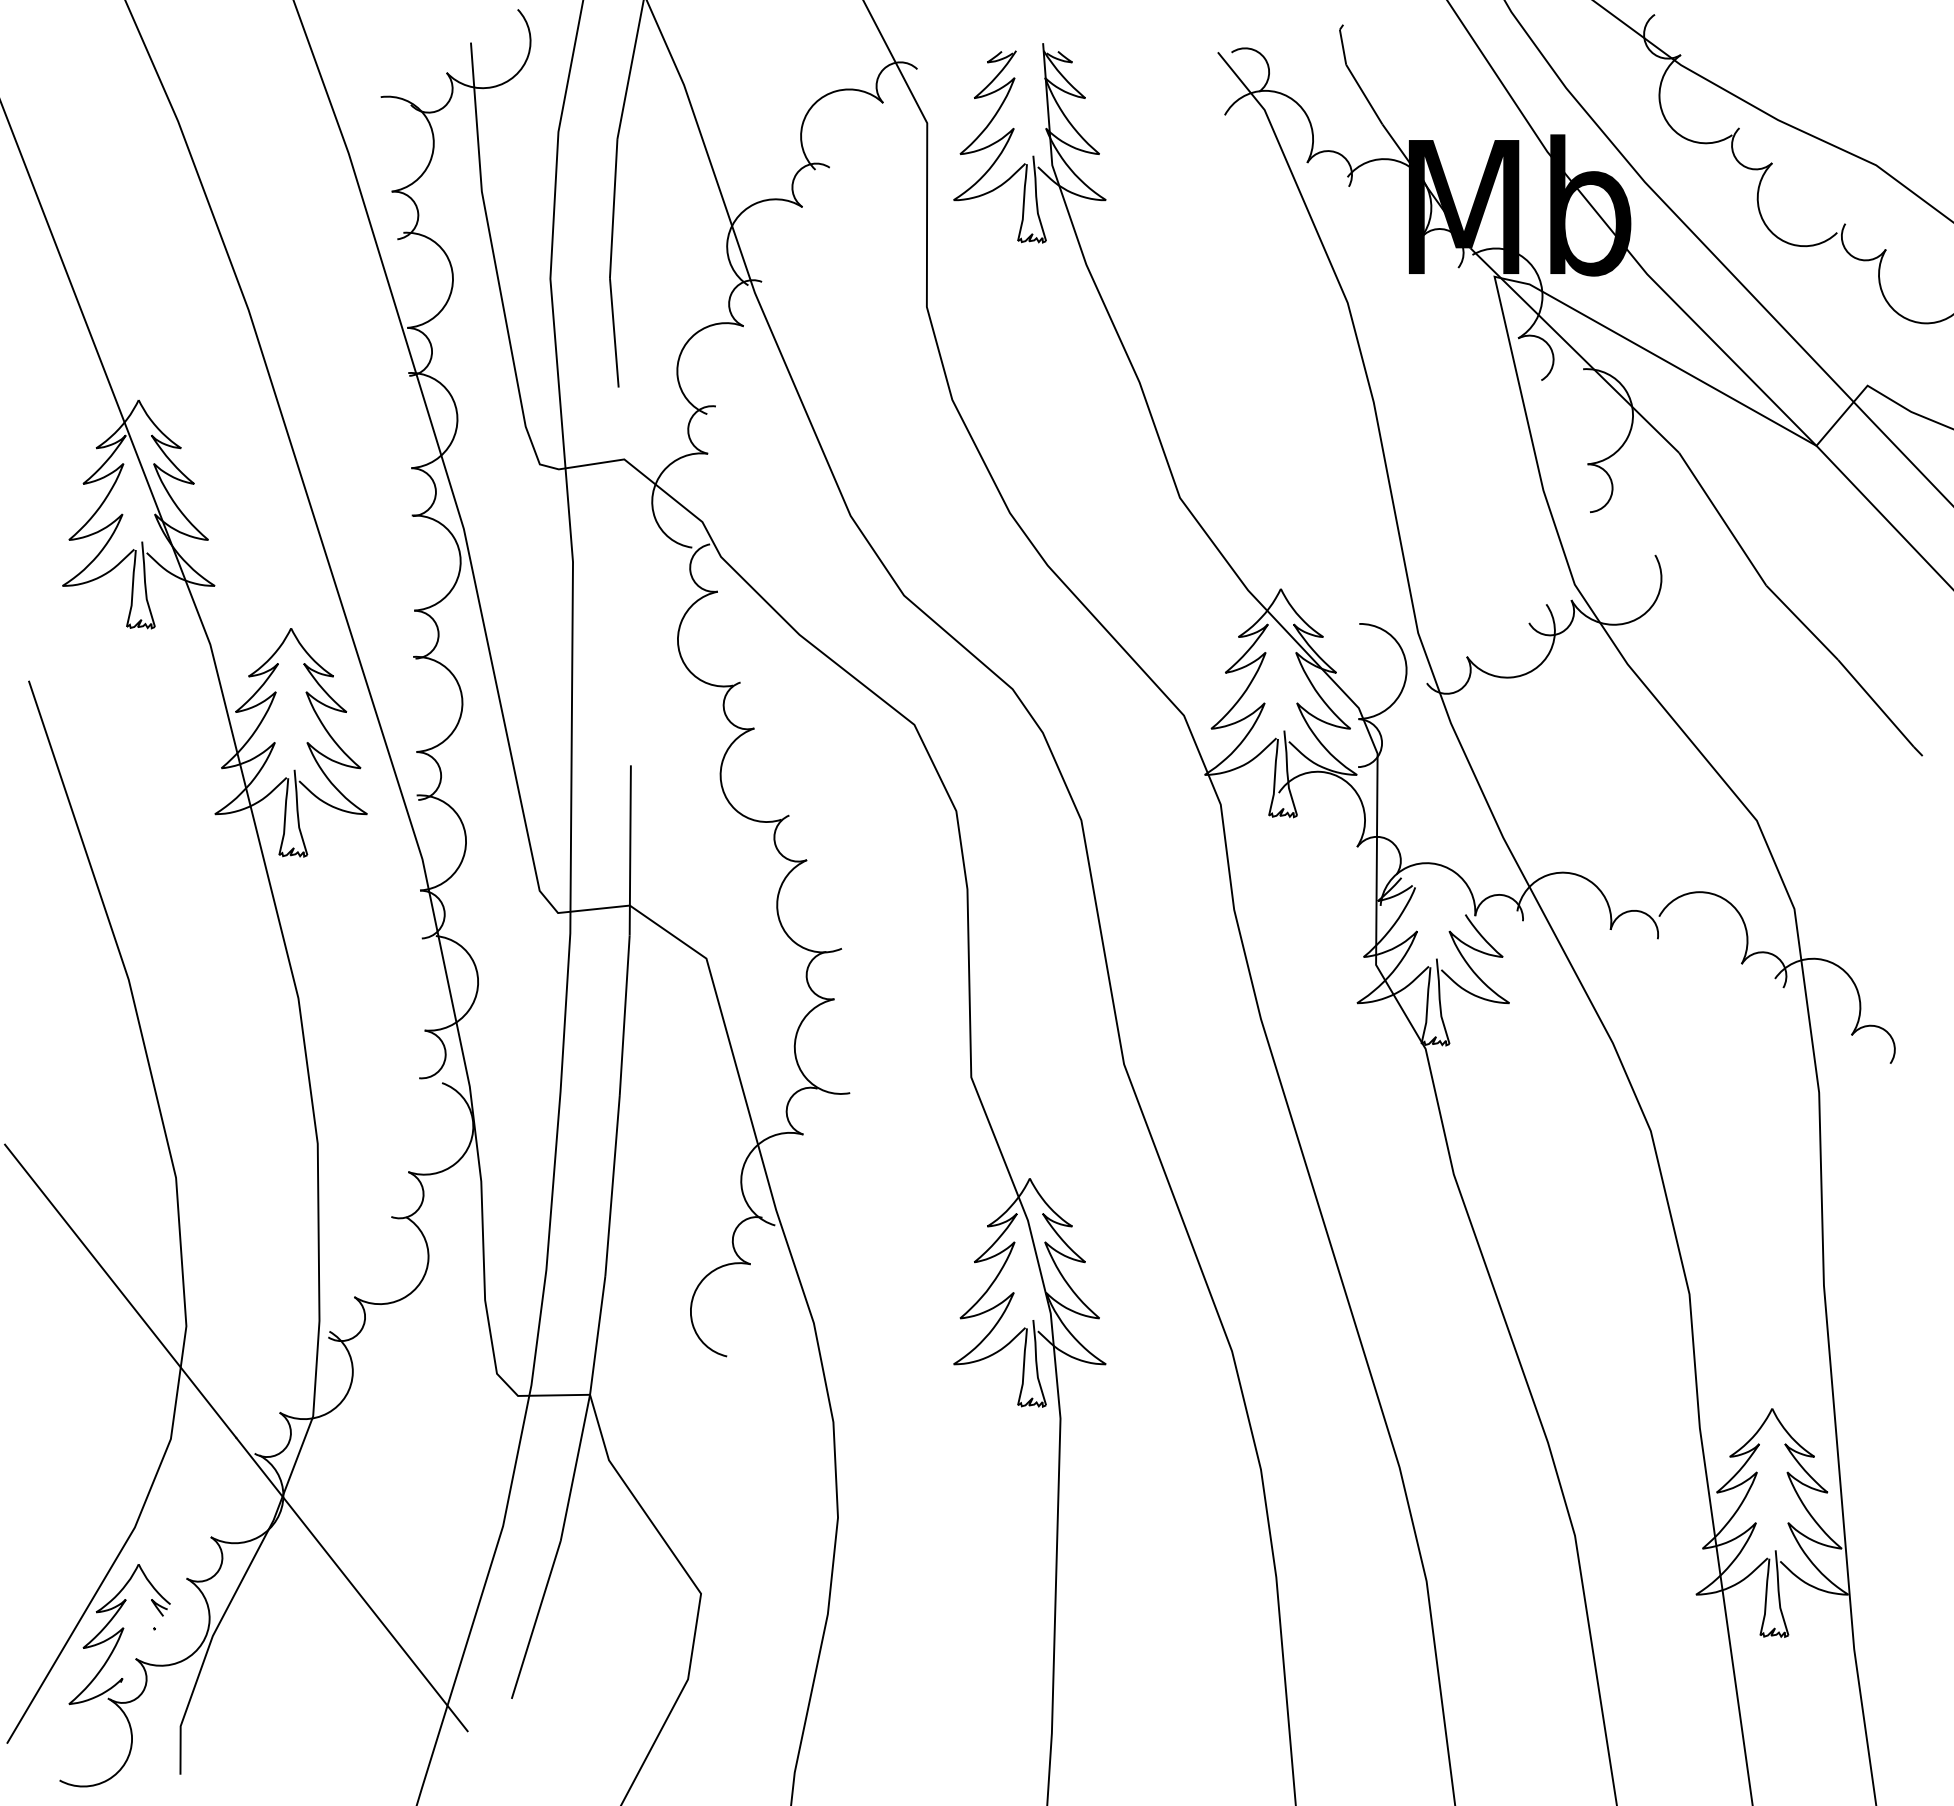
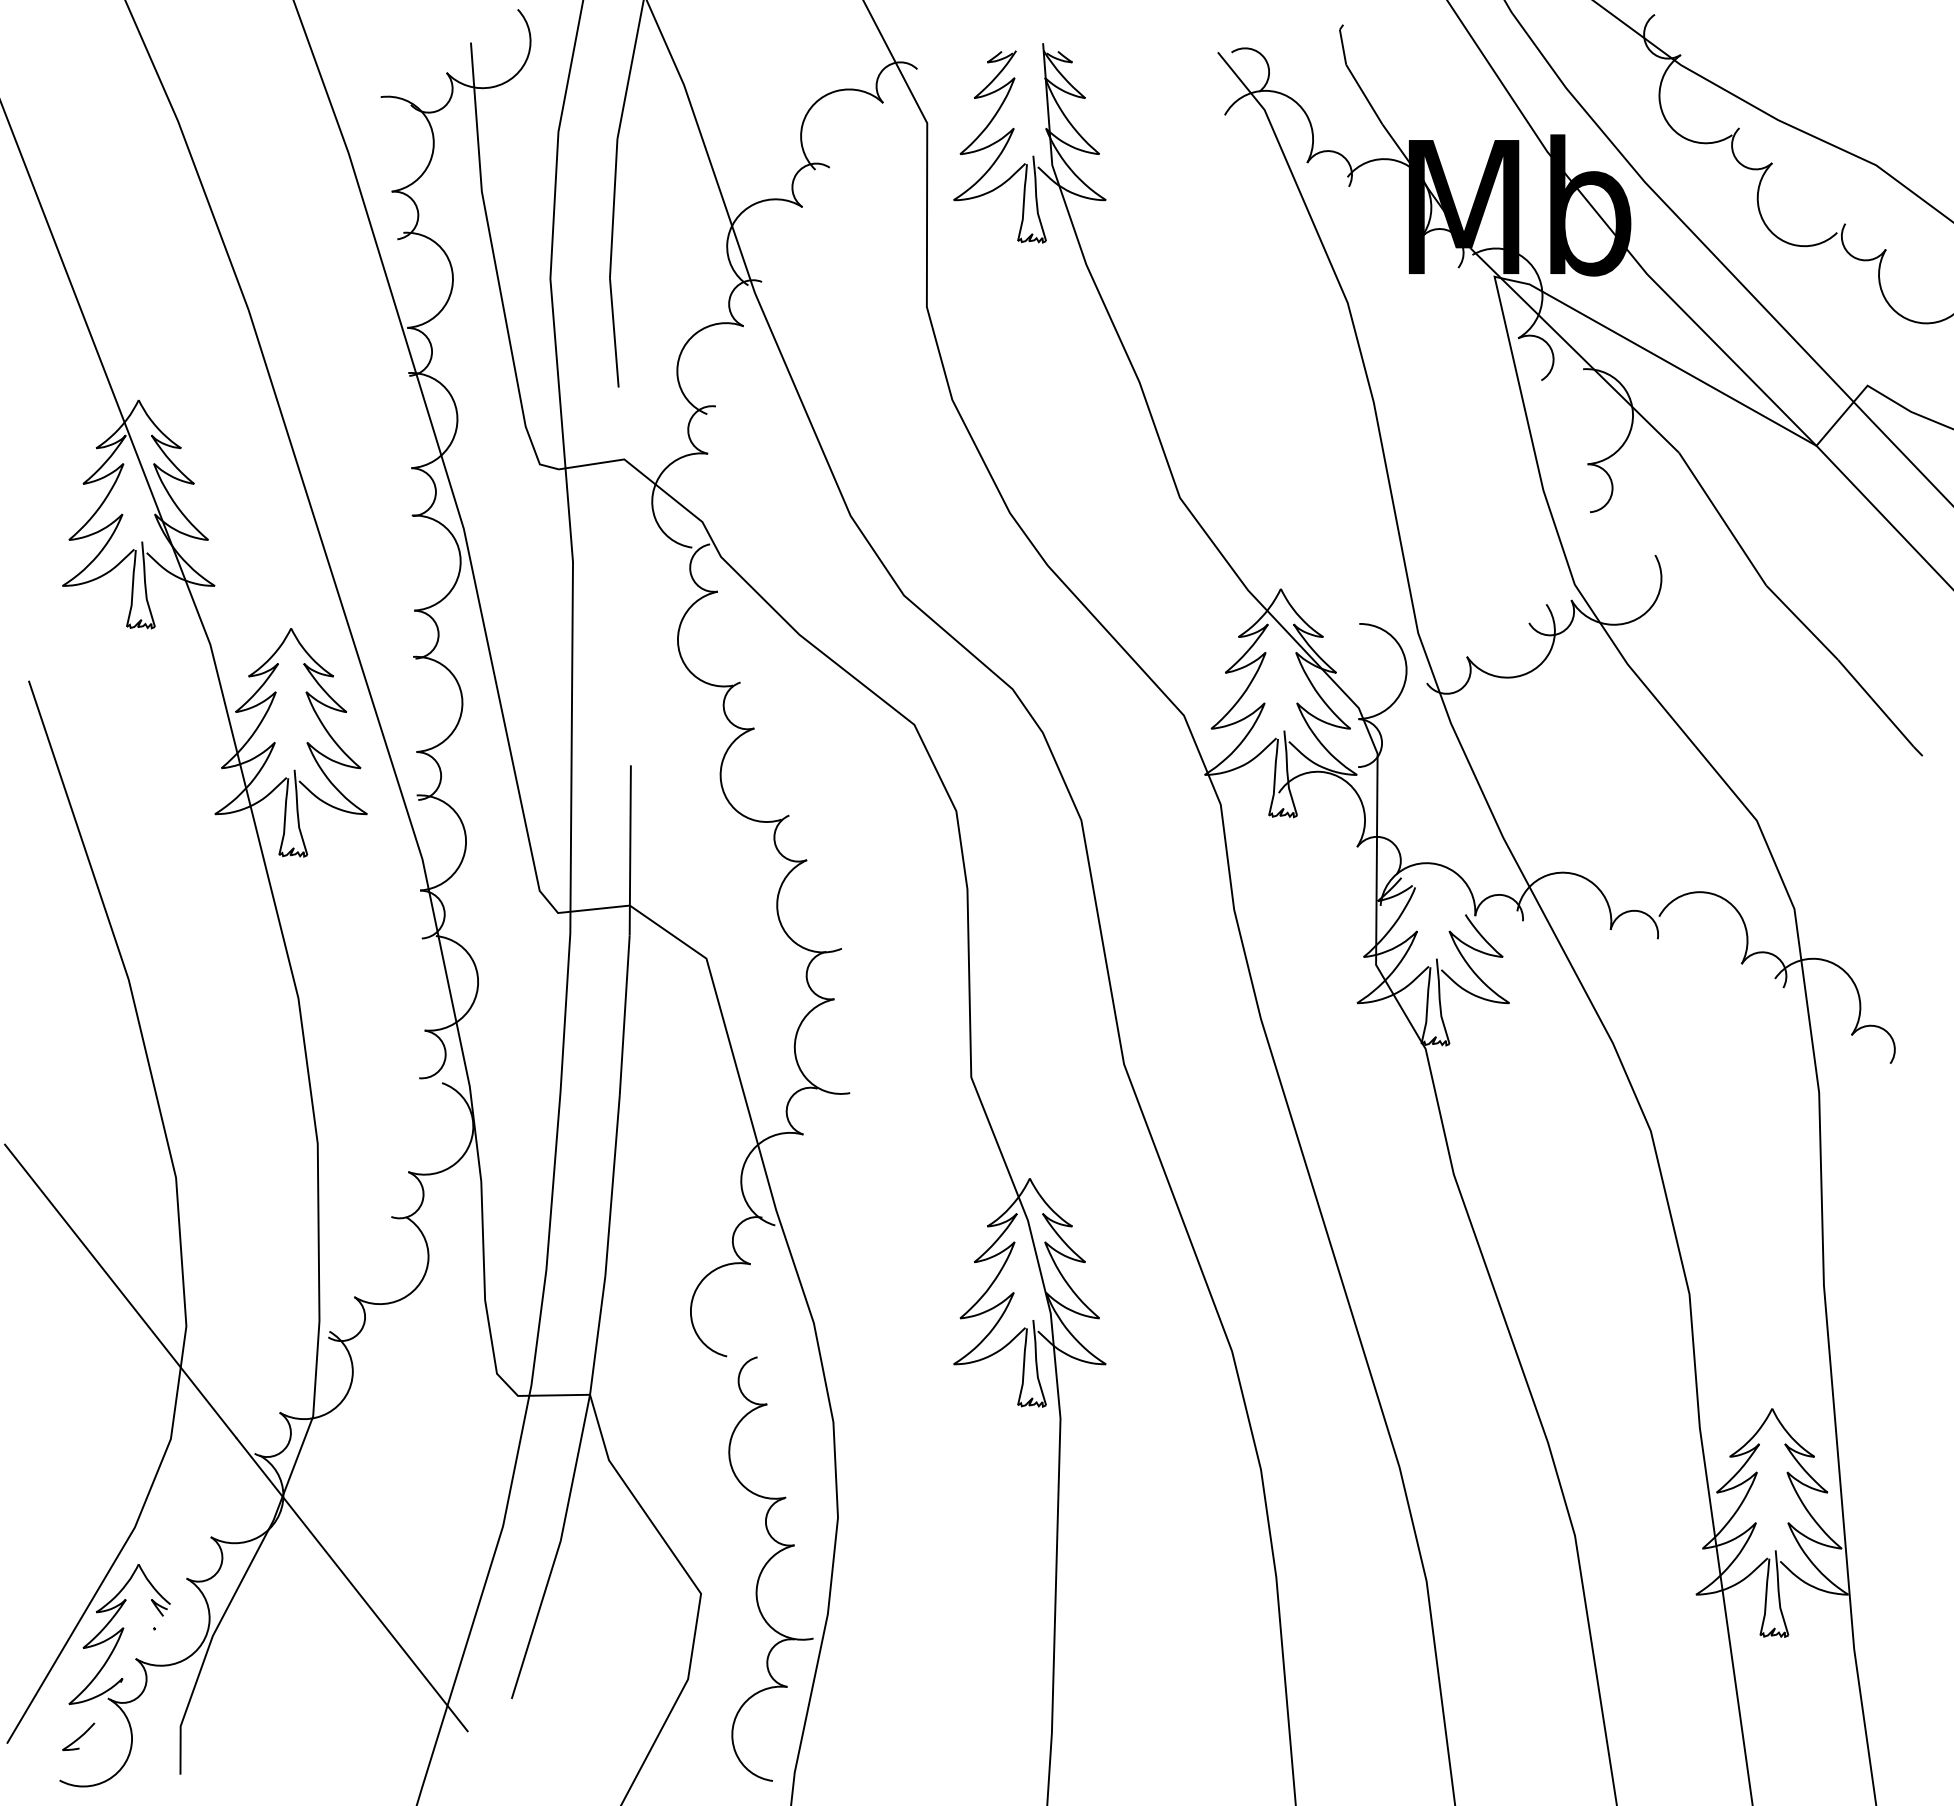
part: none -> present (770, 1568)
curve: none -> present (79, 1736)
